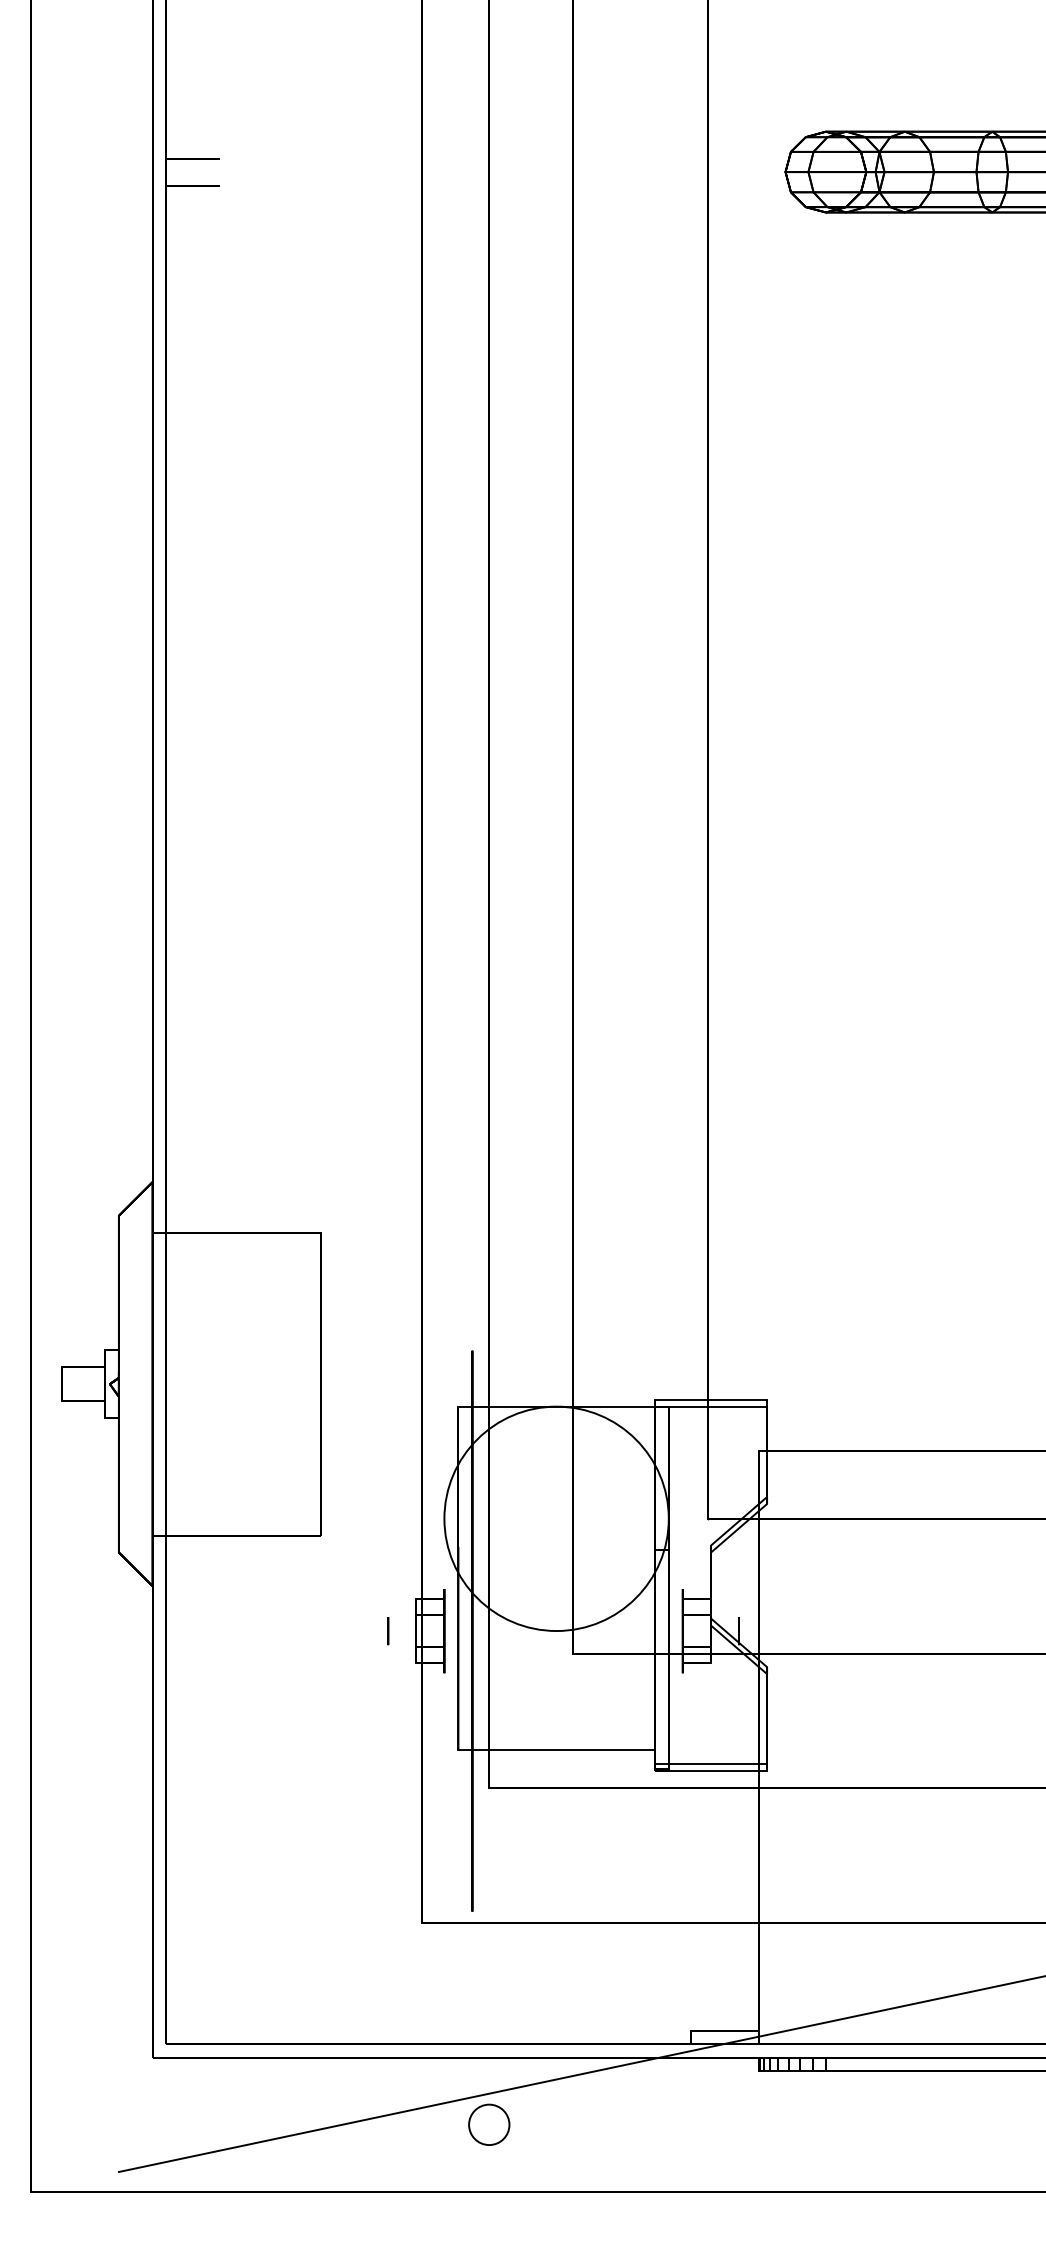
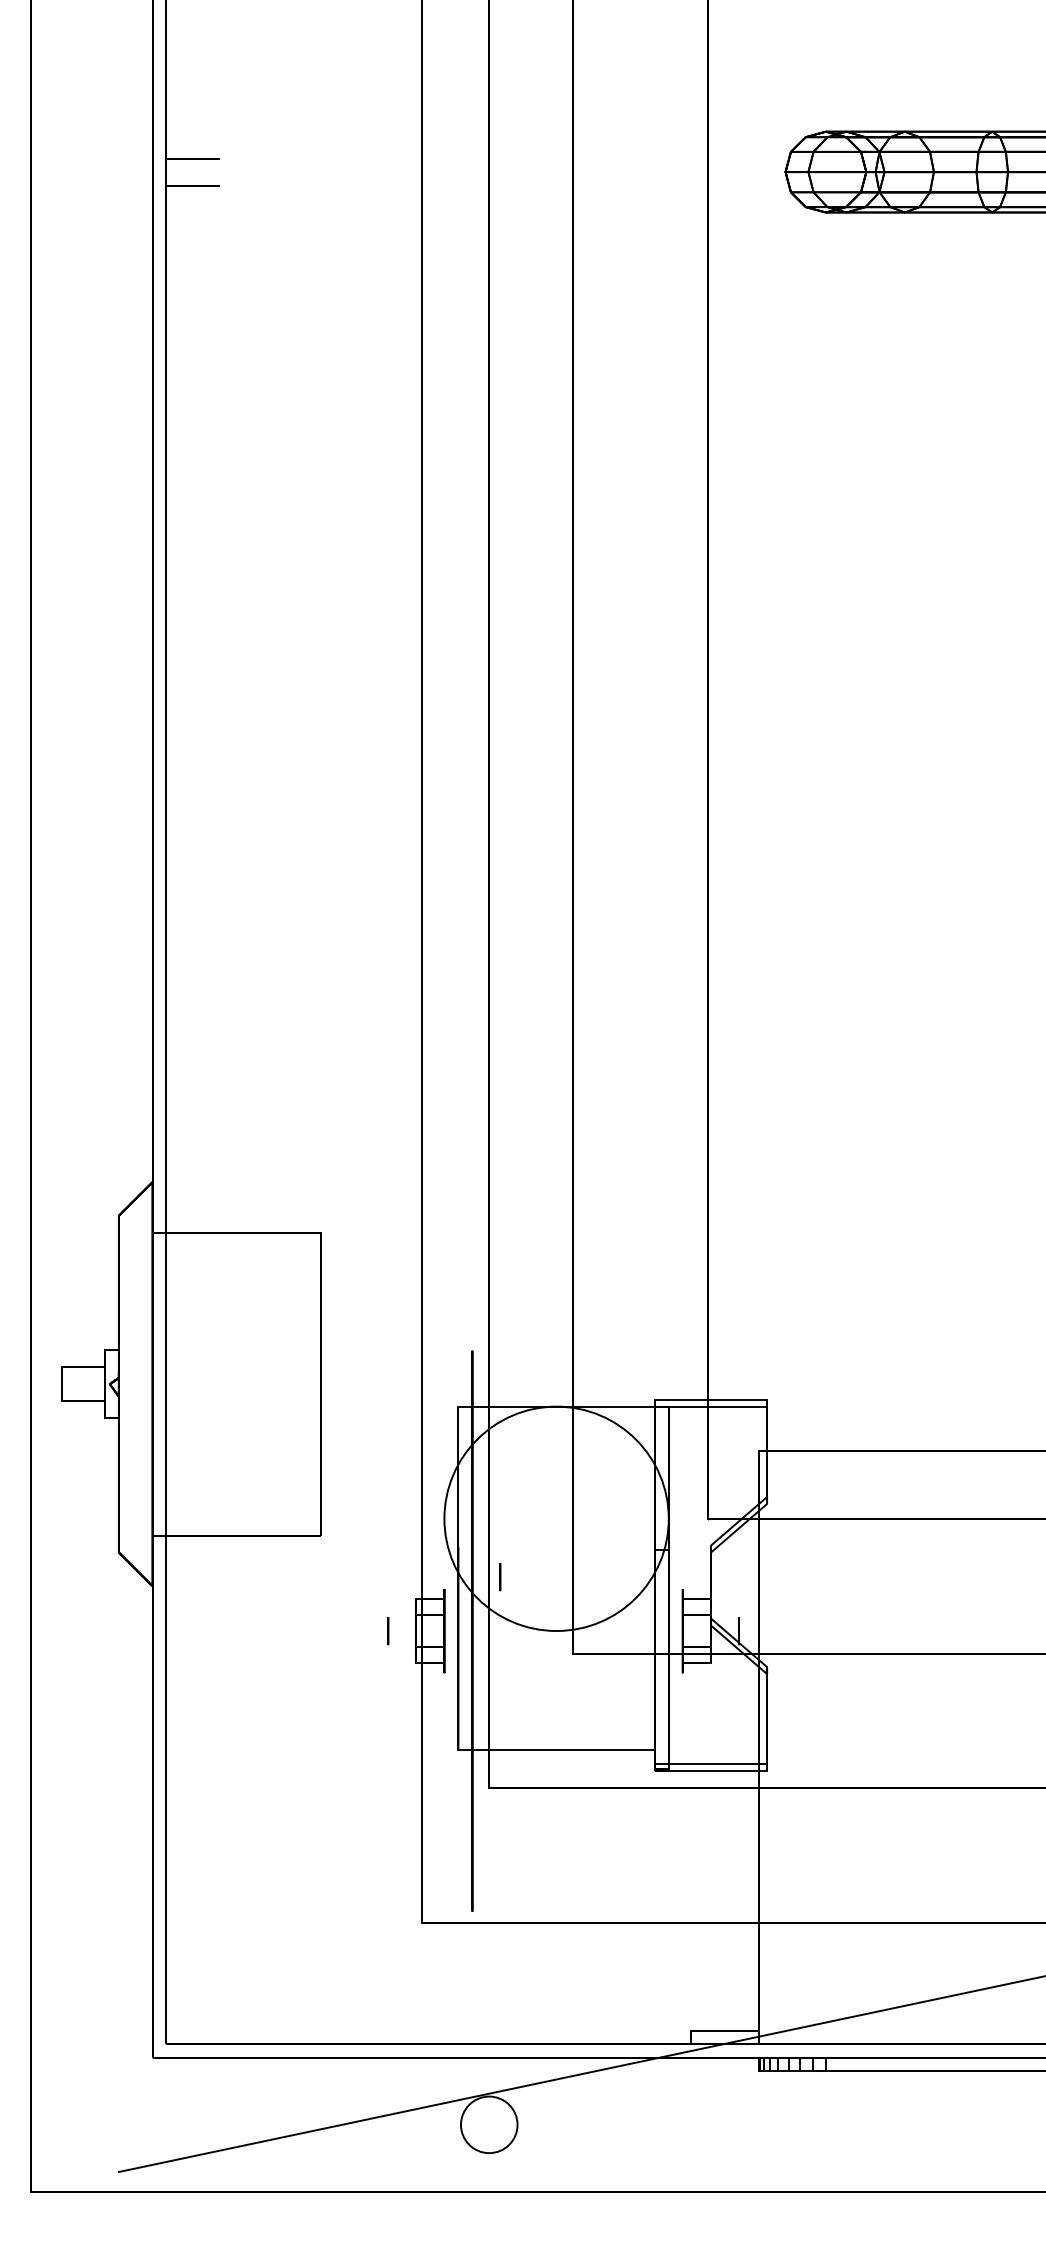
circle: none -> present (500, 1577)
circle diameter: 40 px -> 57 px (488, 2124)
